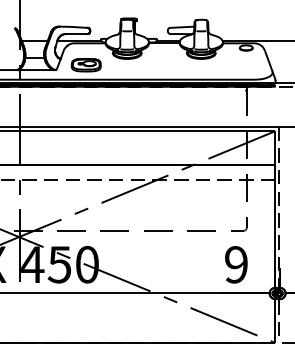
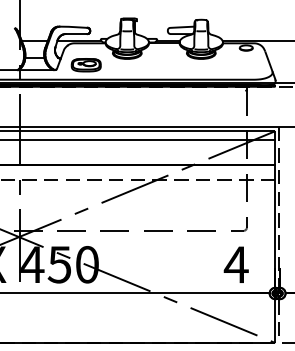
line: none -> present (138, 140)
text: 9 -> 4 (235, 264)
